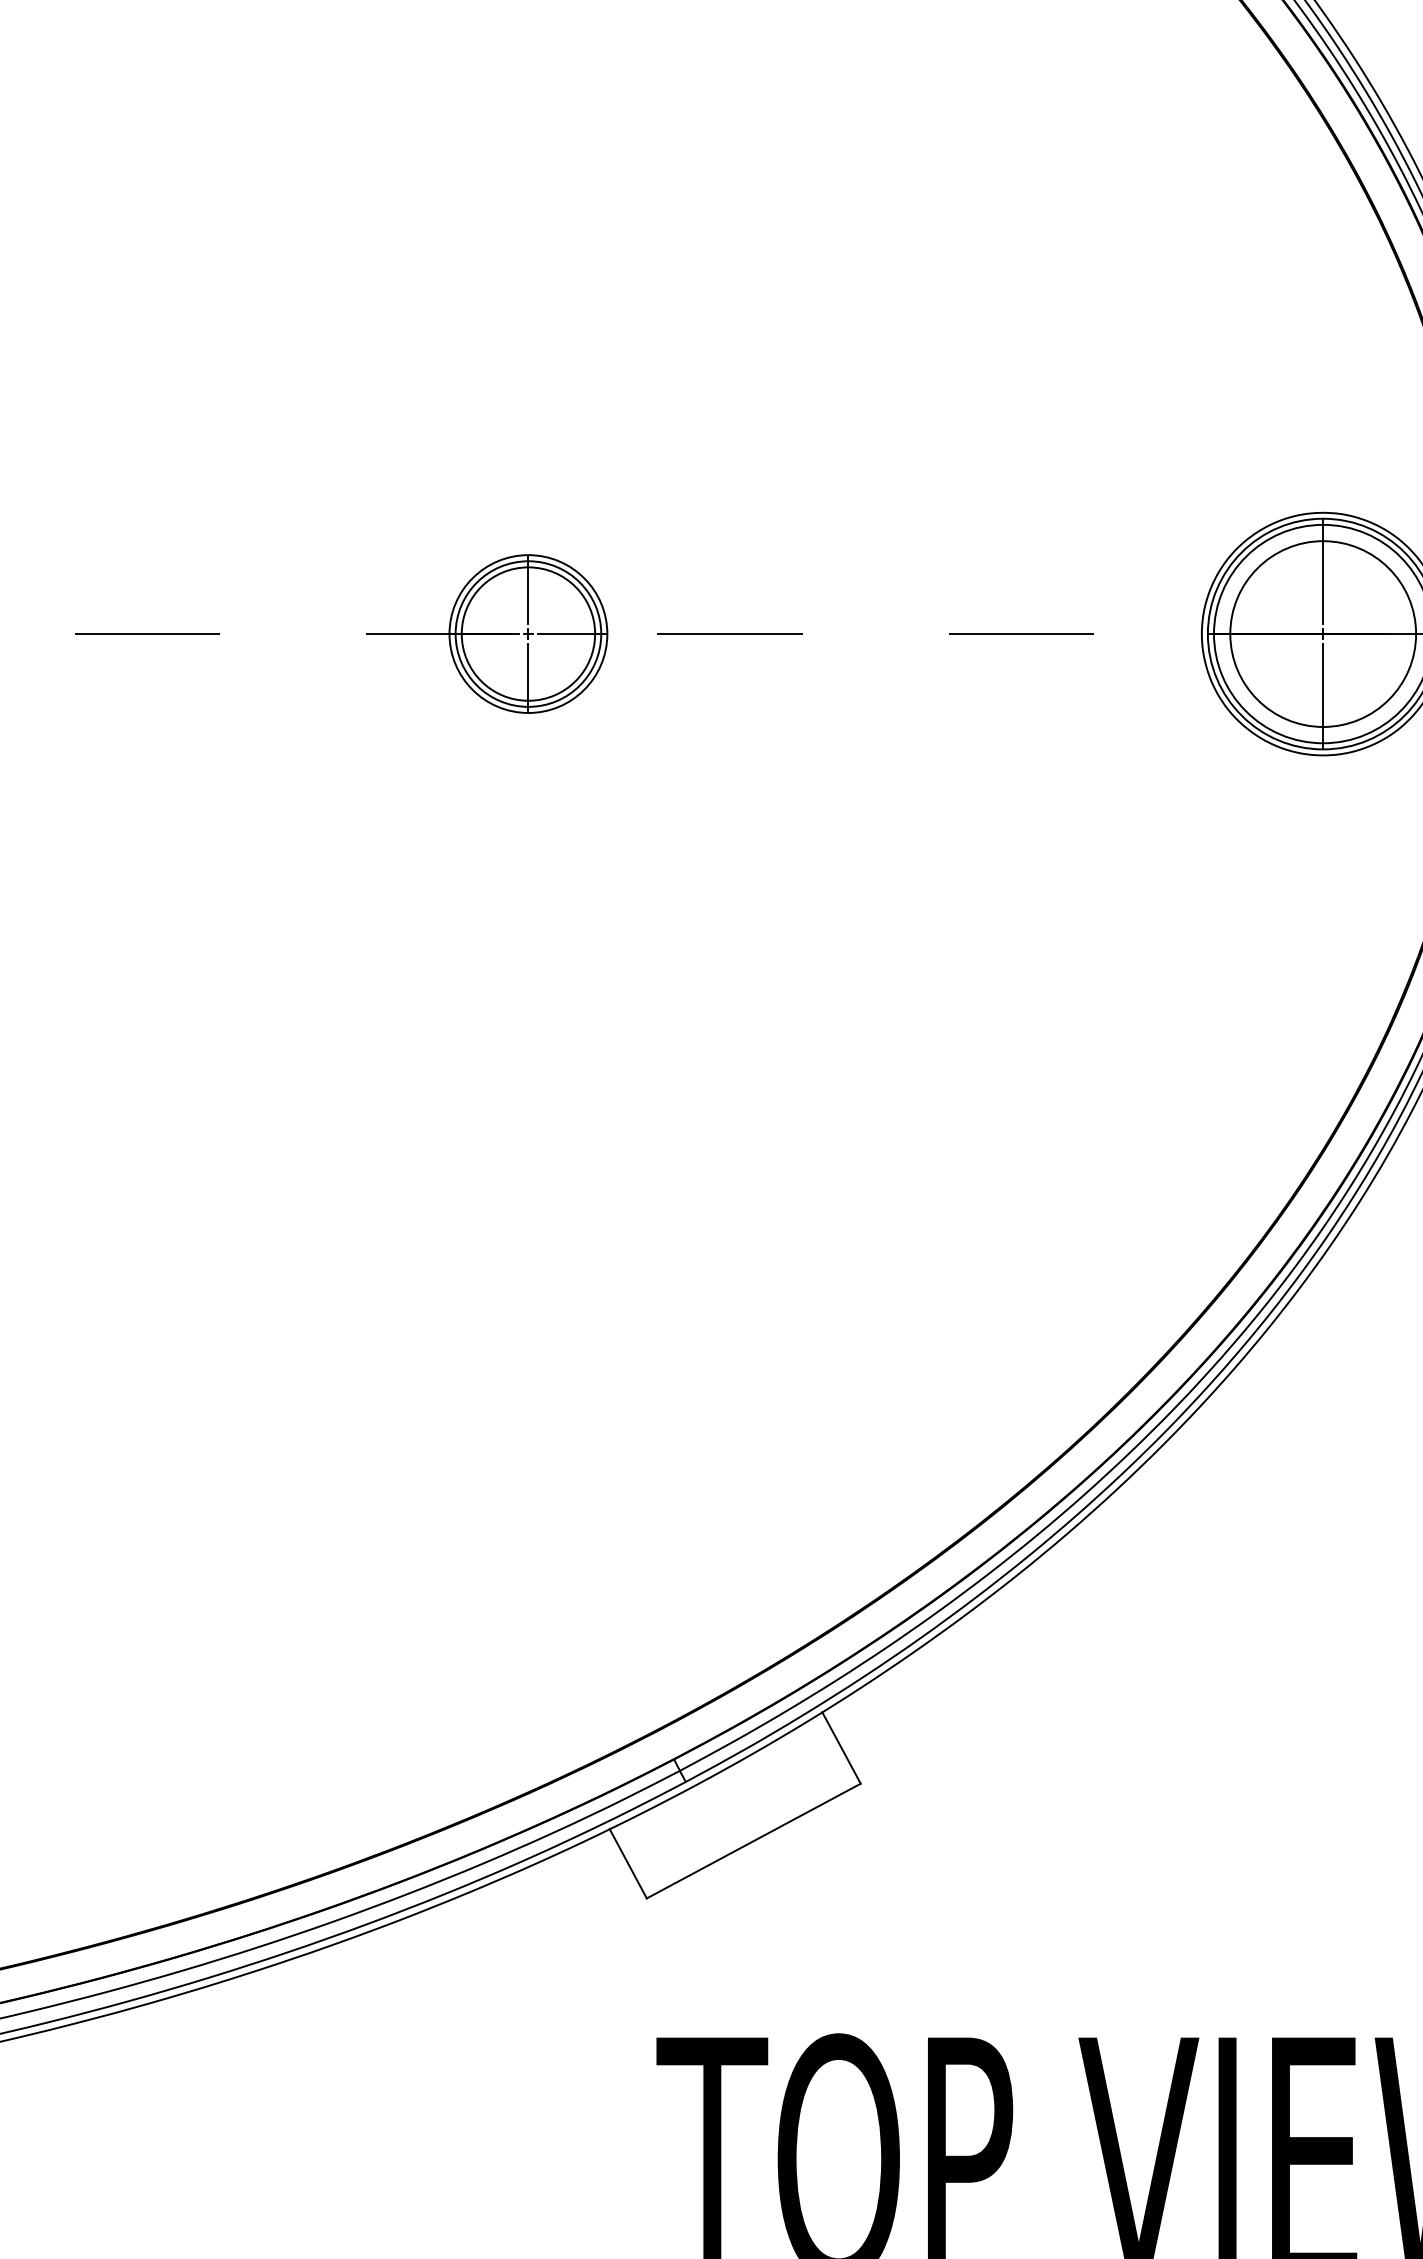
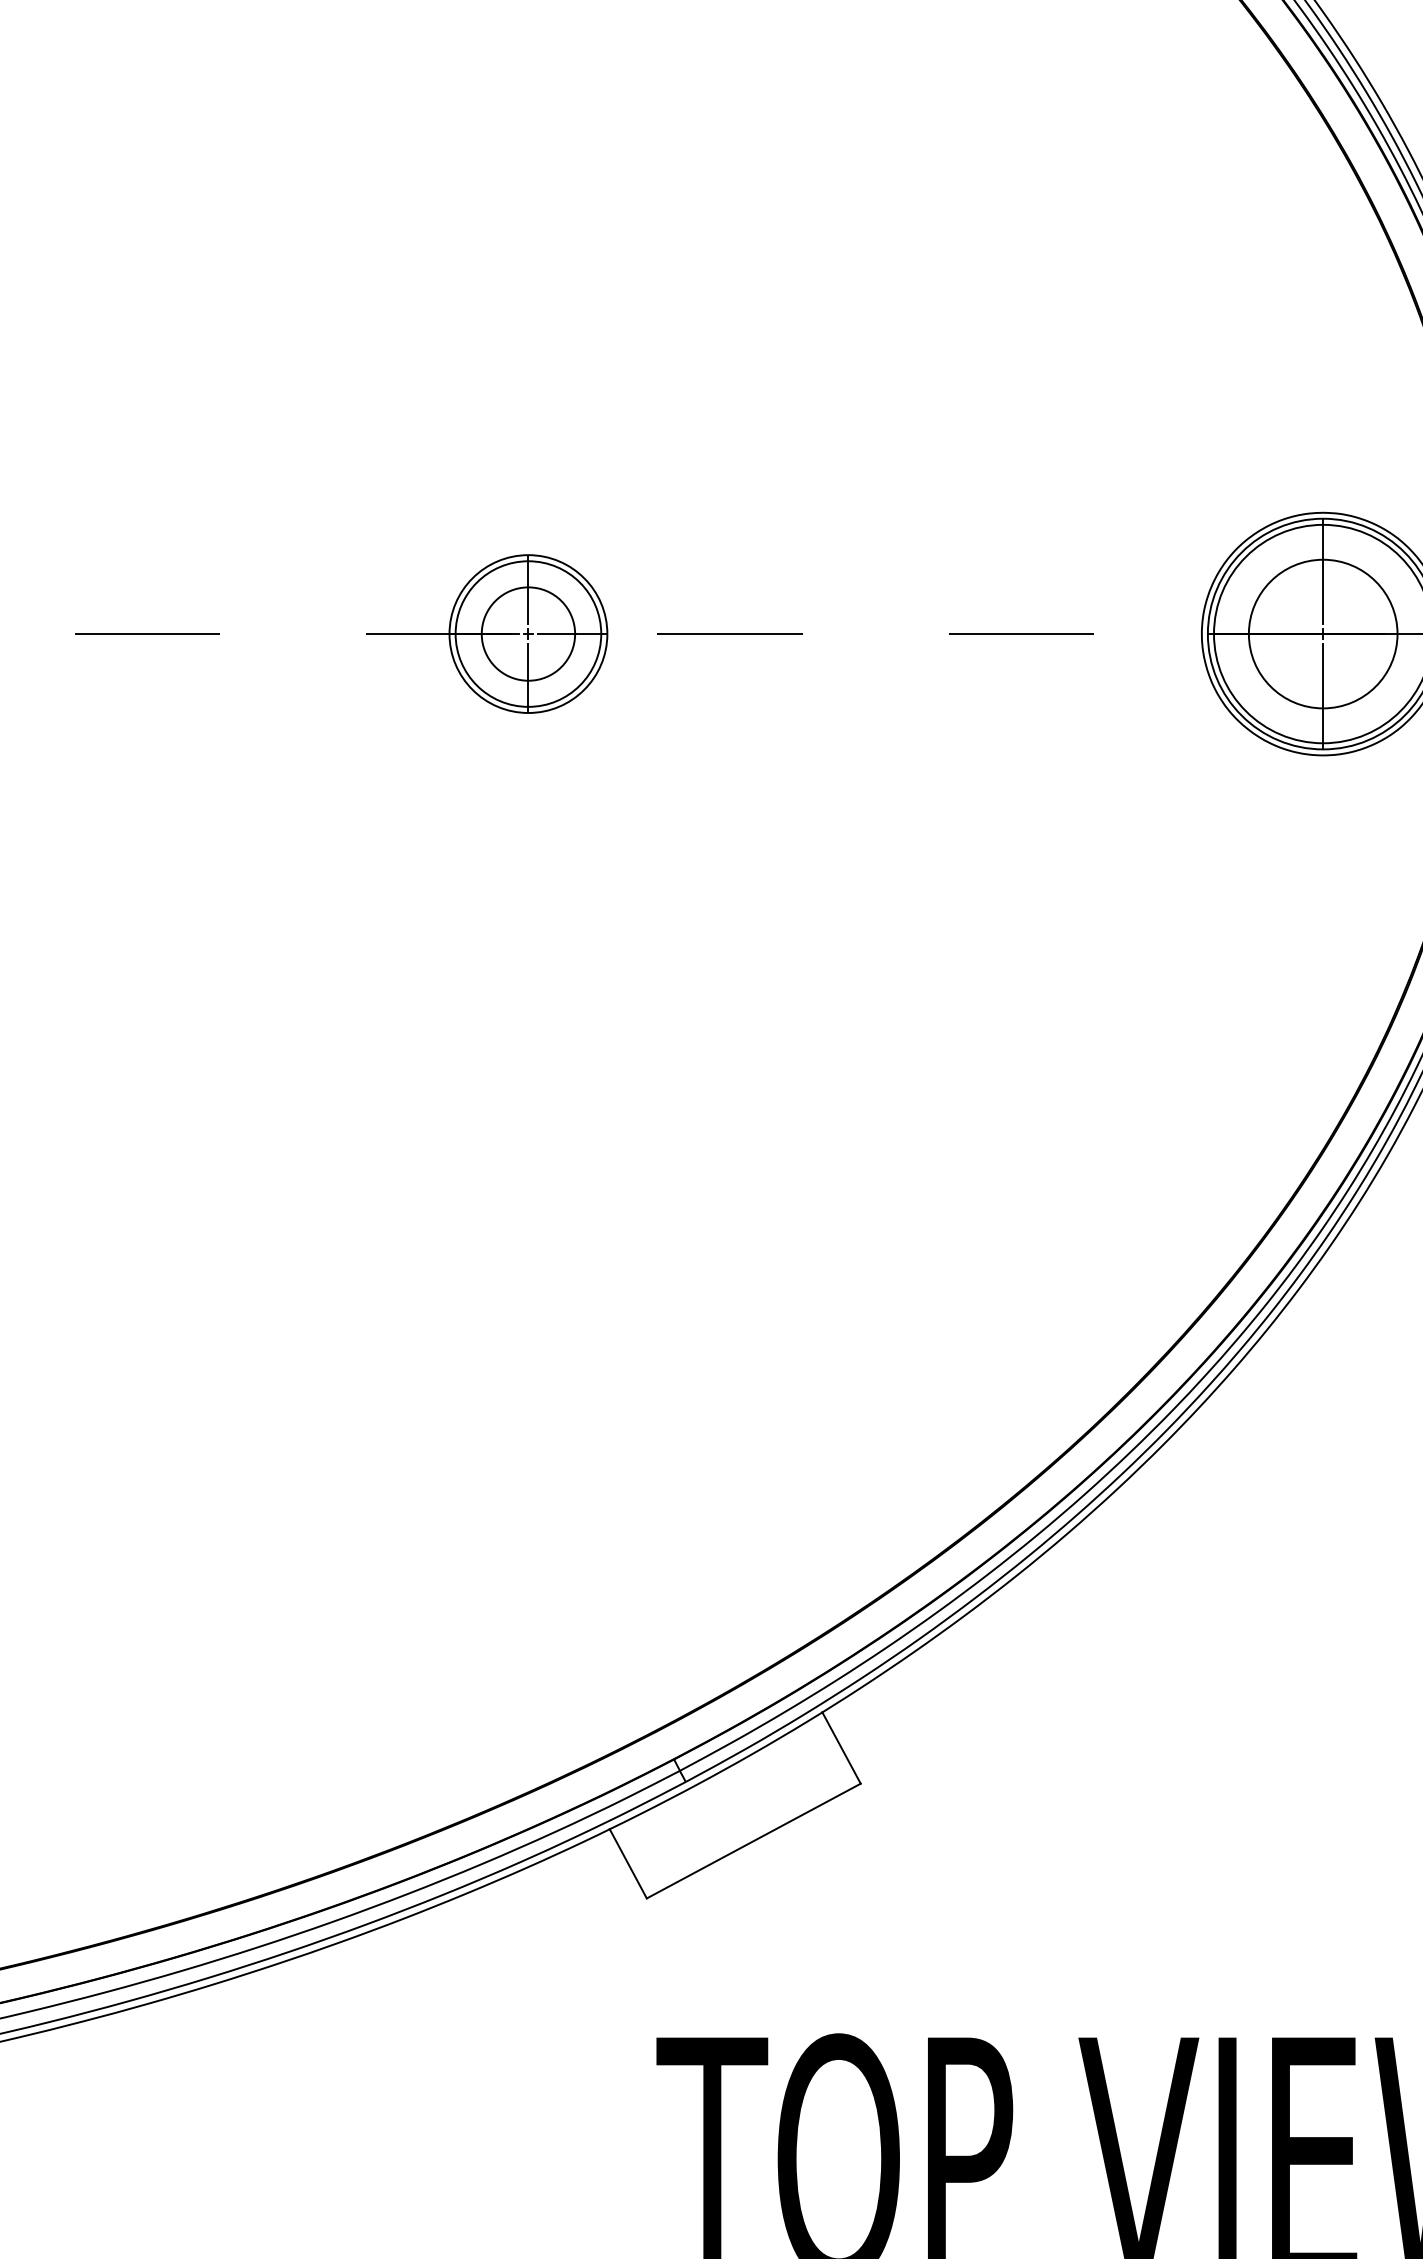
circle diameter: 133 px -> 93 px (528, 633)
circle diameter: 186 px -> 149 px (1322, 633)
